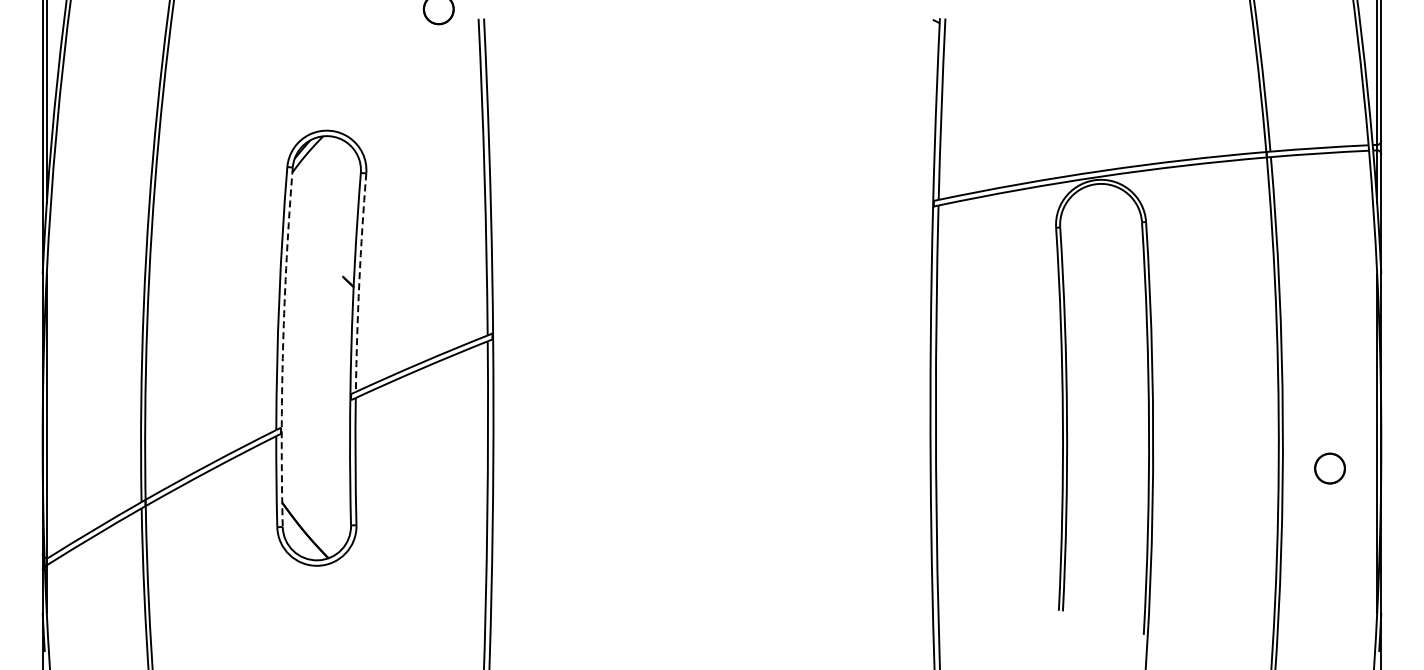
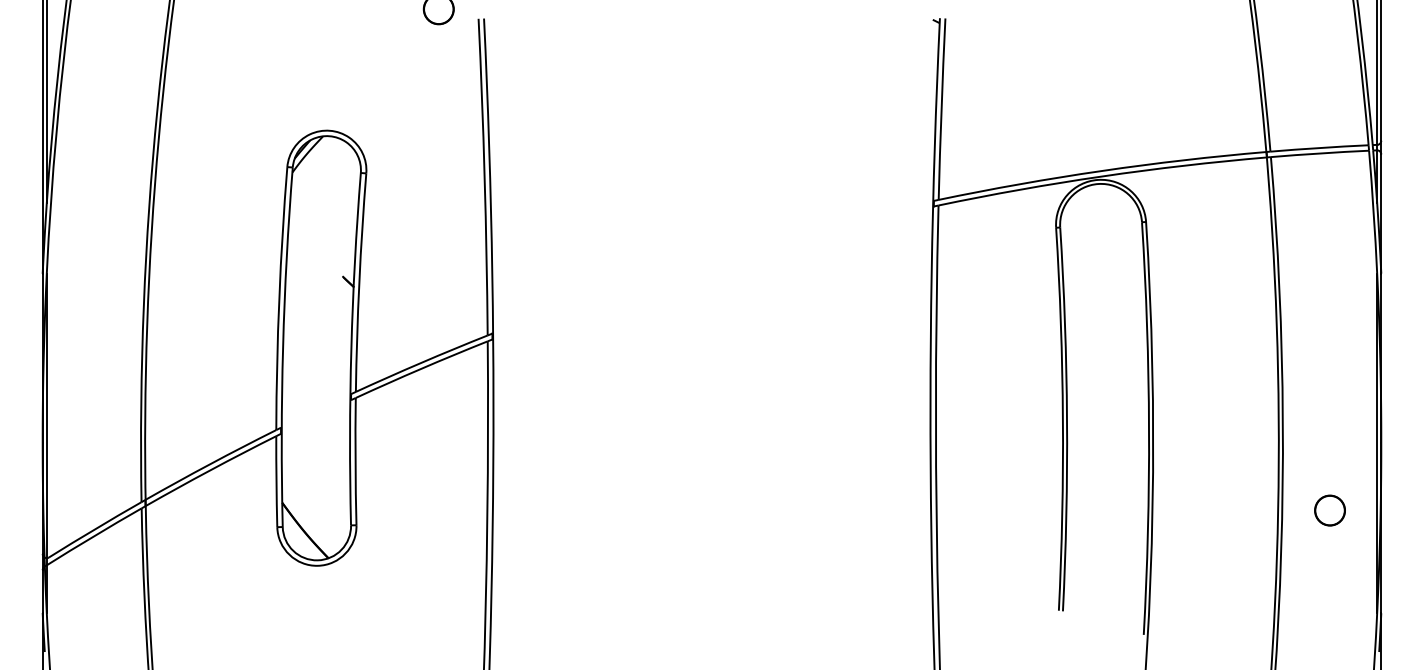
arc: dashed -> solid (359, 282)
arc: dashed -> solid (283, 347)
circle position: (1329, 468) -> (1329, 510) (1329, 510)
